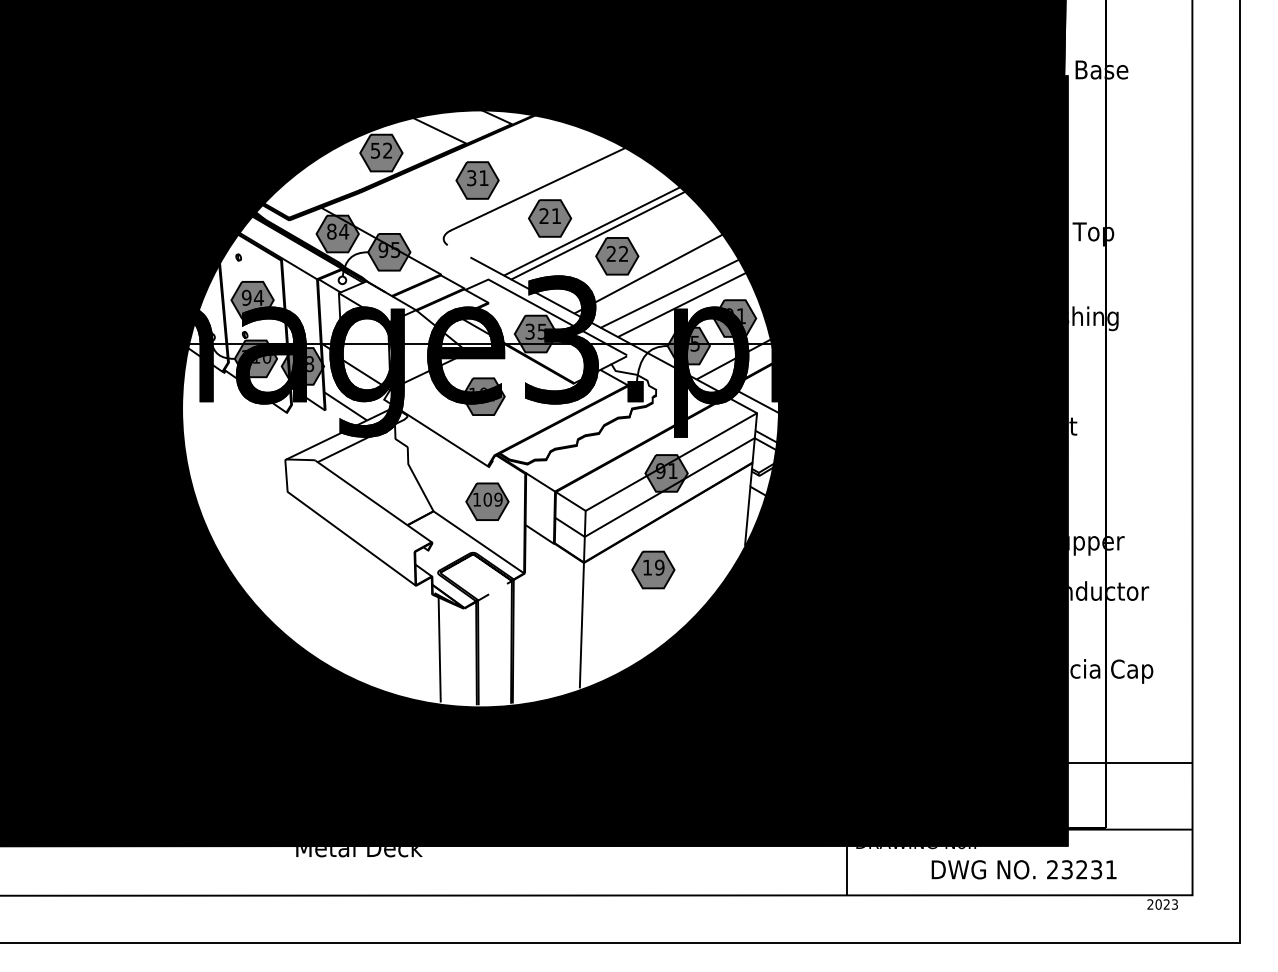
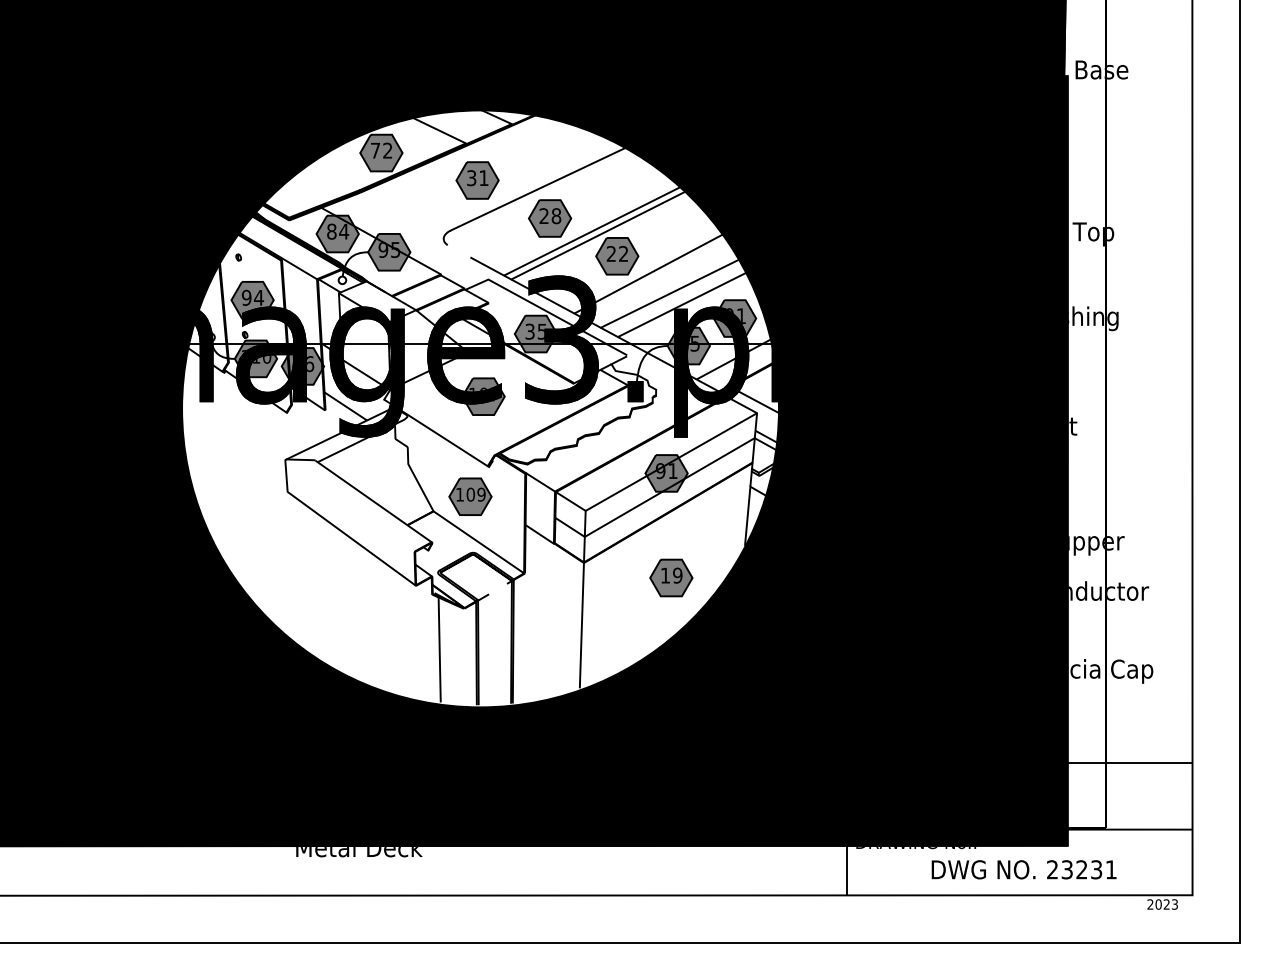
text: 52 -> 72 (375, 150)
text: 21 -> 28 (556, 216)
text: 38 -> 36 (310, 363)
part position: (487, 501) -> (470, 496) (470, 496)
part position: (653, 569) -> (671, 577) (671, 577)
